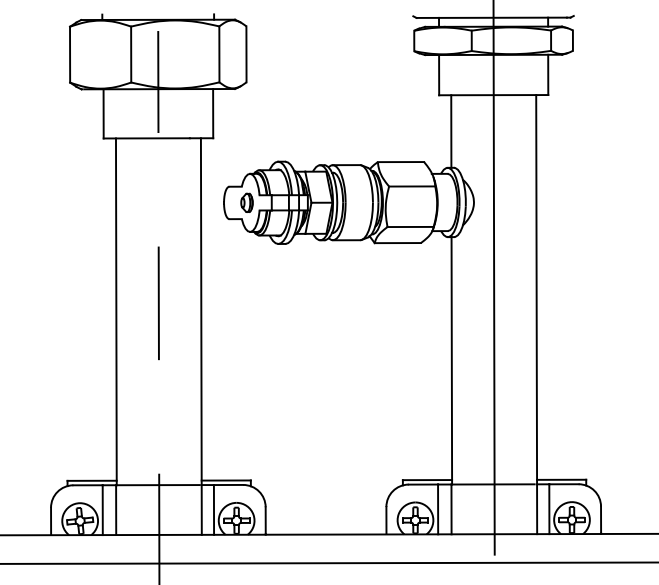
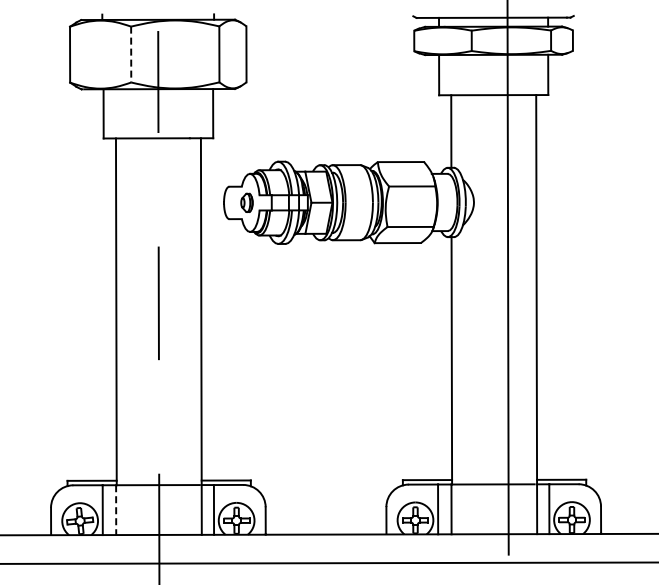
line: solid -> dashed (131, 54)
line position: (493, 291) -> (507, 291) (507, 291)
line: solid -> dashed (116, 510)
